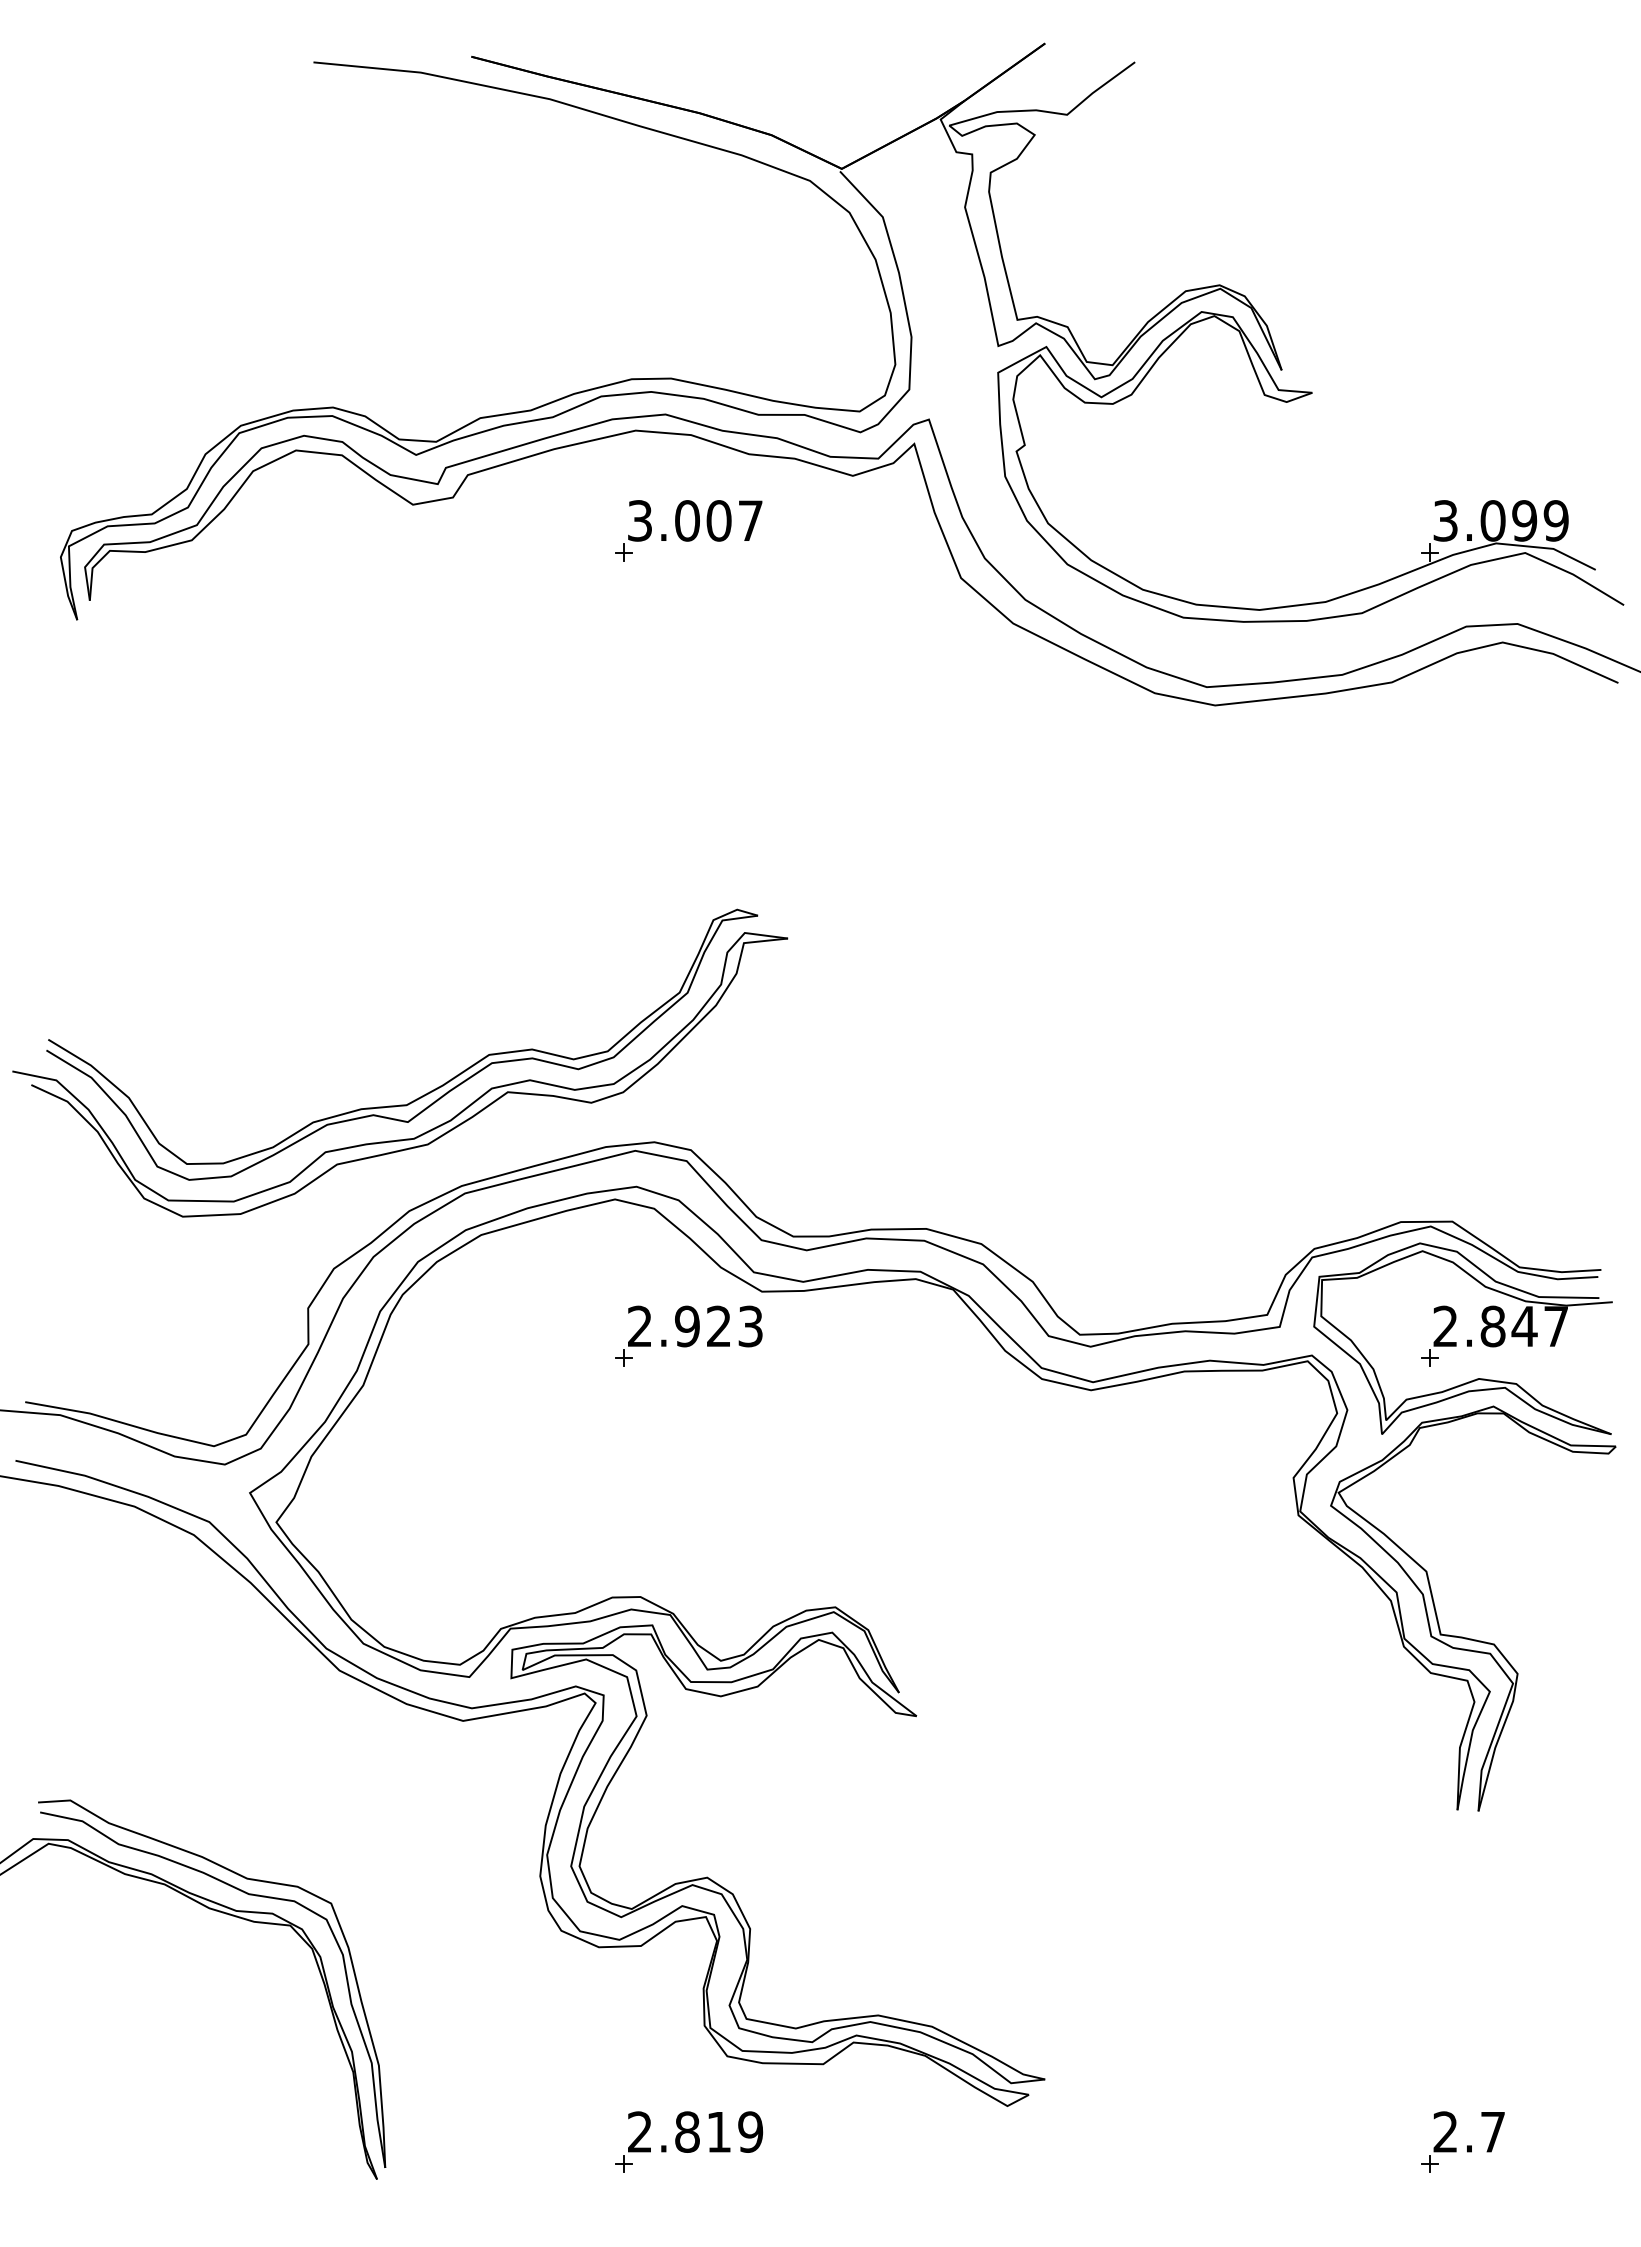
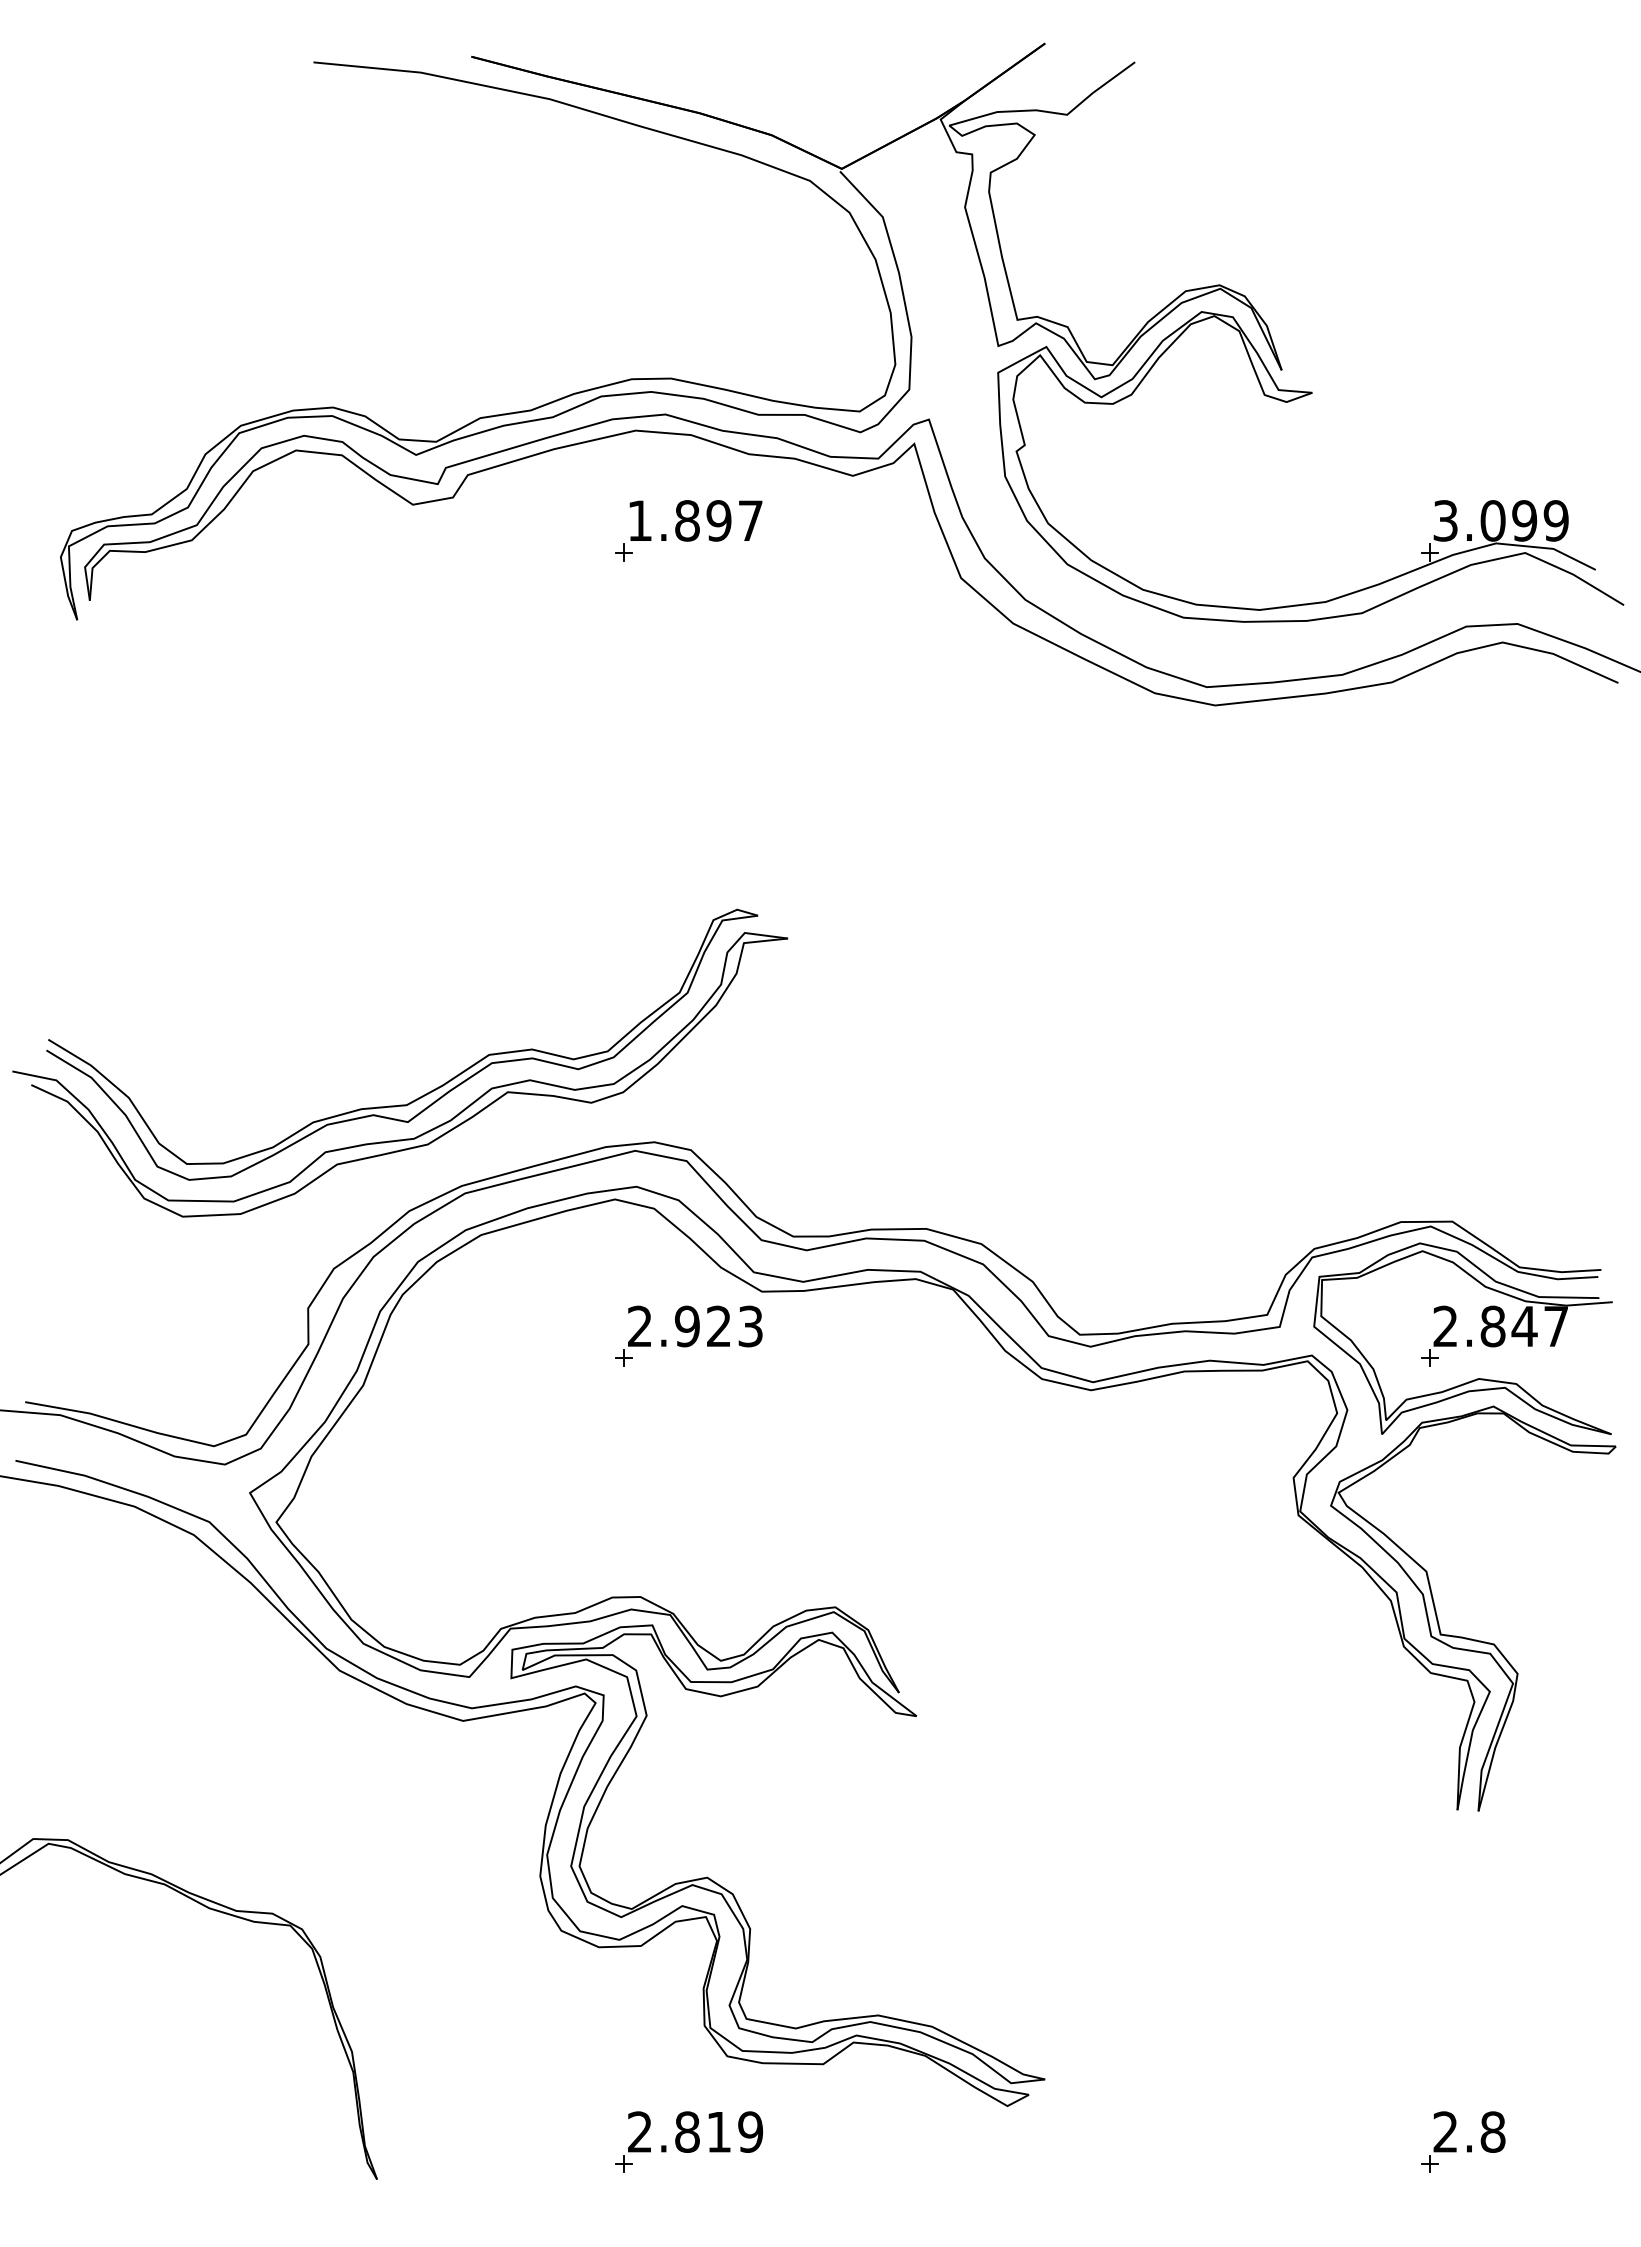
text: 3.007 -> 1.897 (679, 520)
part: present -> none (249, 1895)
text: 2.7 -> 2.8 (1492, 2131)
